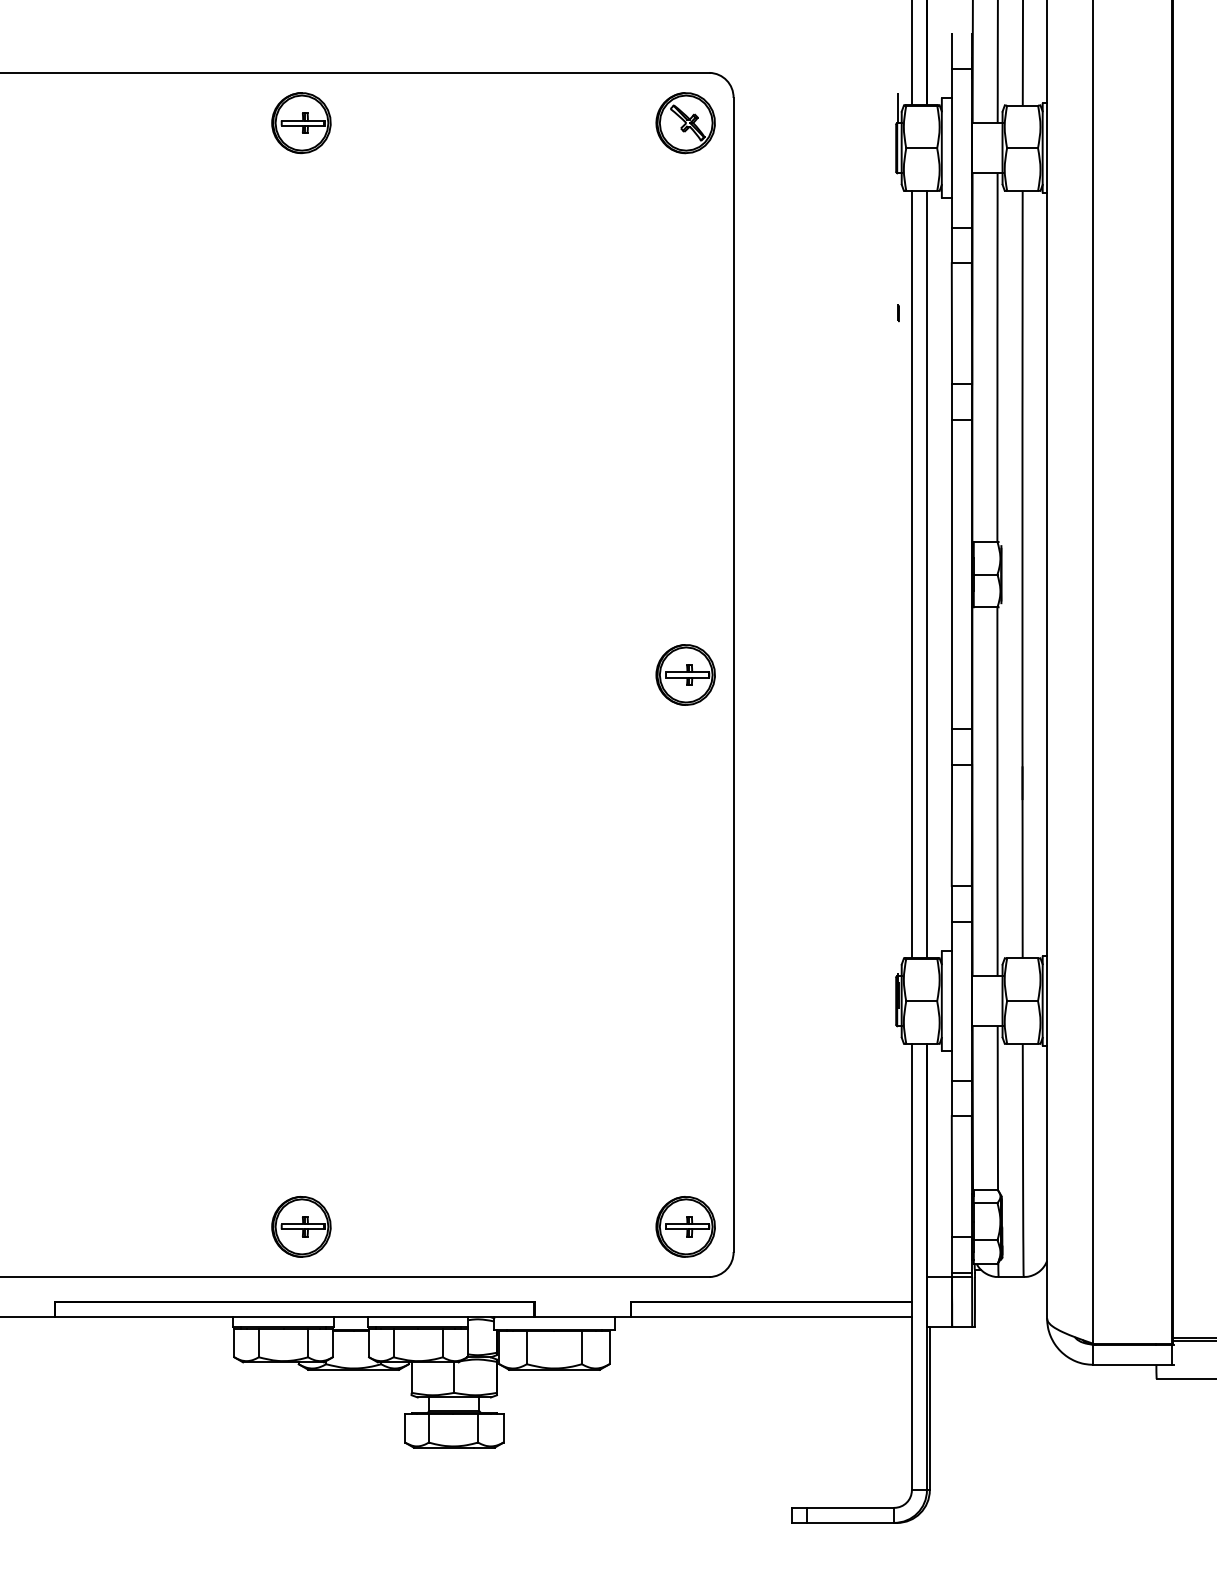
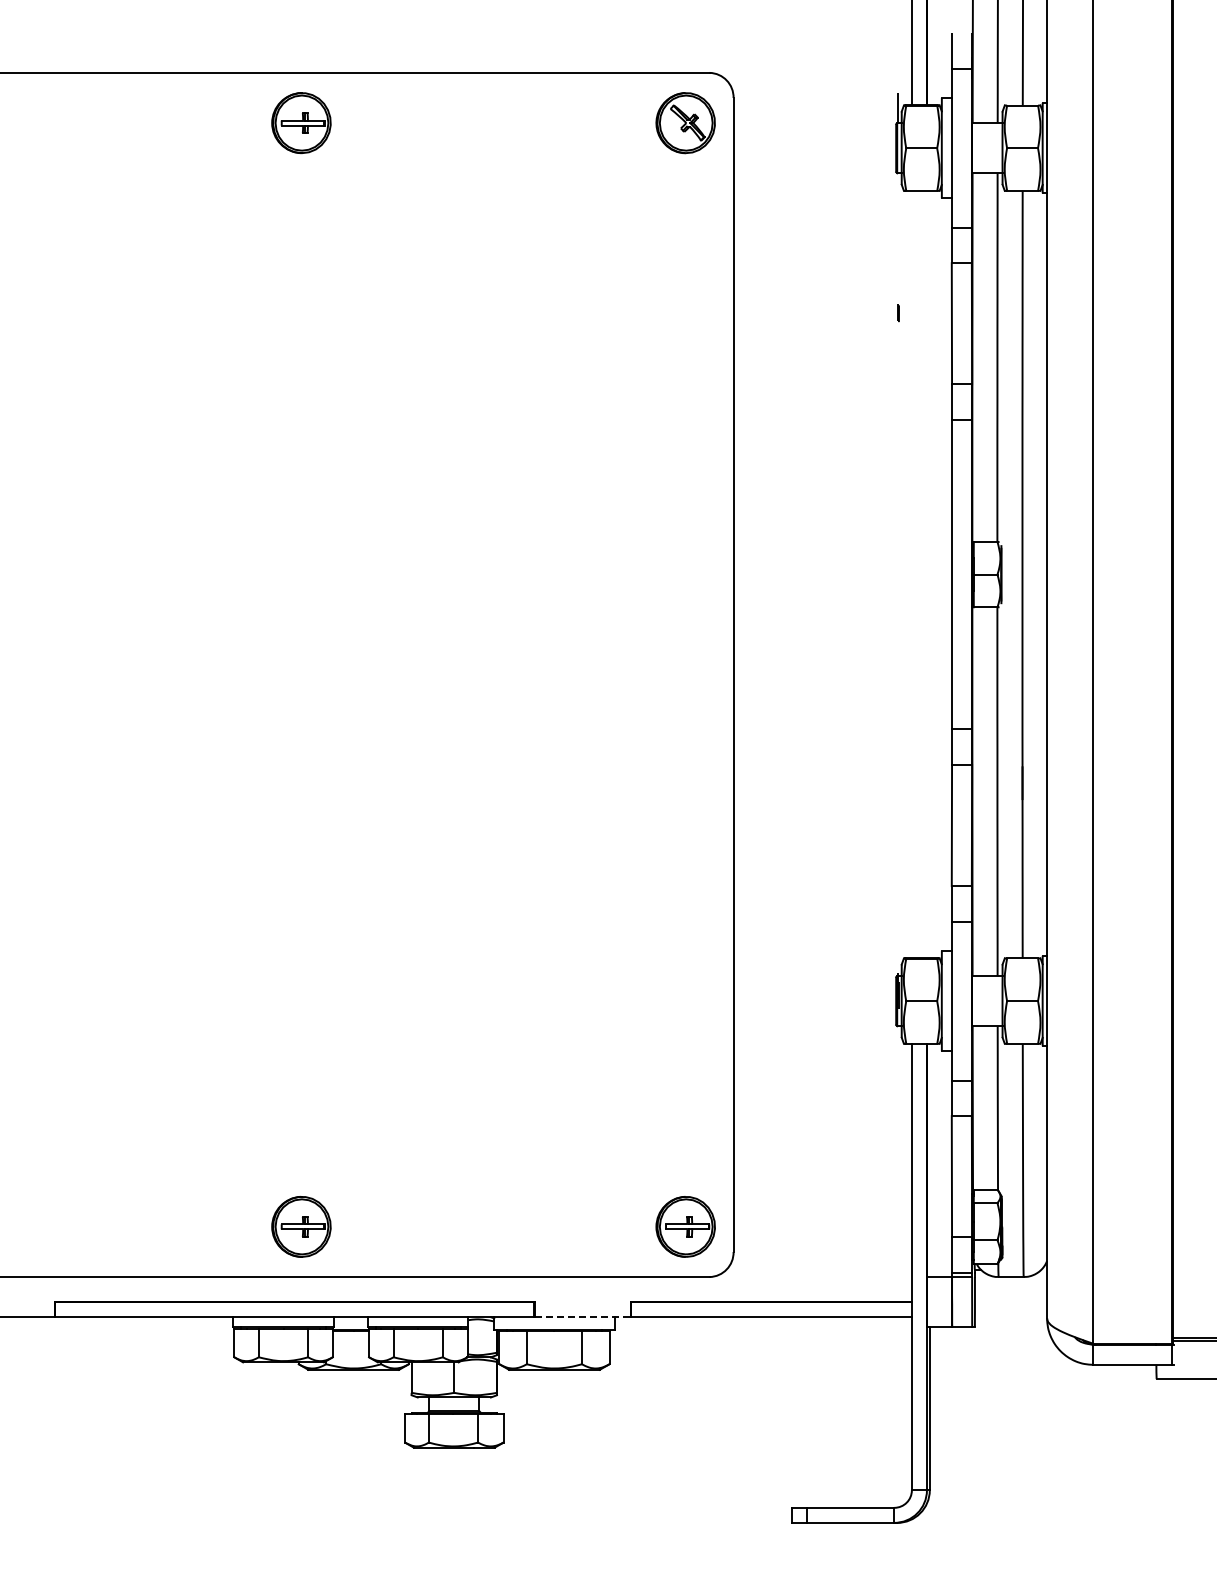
line: present -> none (911, 574)
line: present -> none (926, 574)
part: present -> none (685, 674)
line: solid -> dashed (583, 1317)
